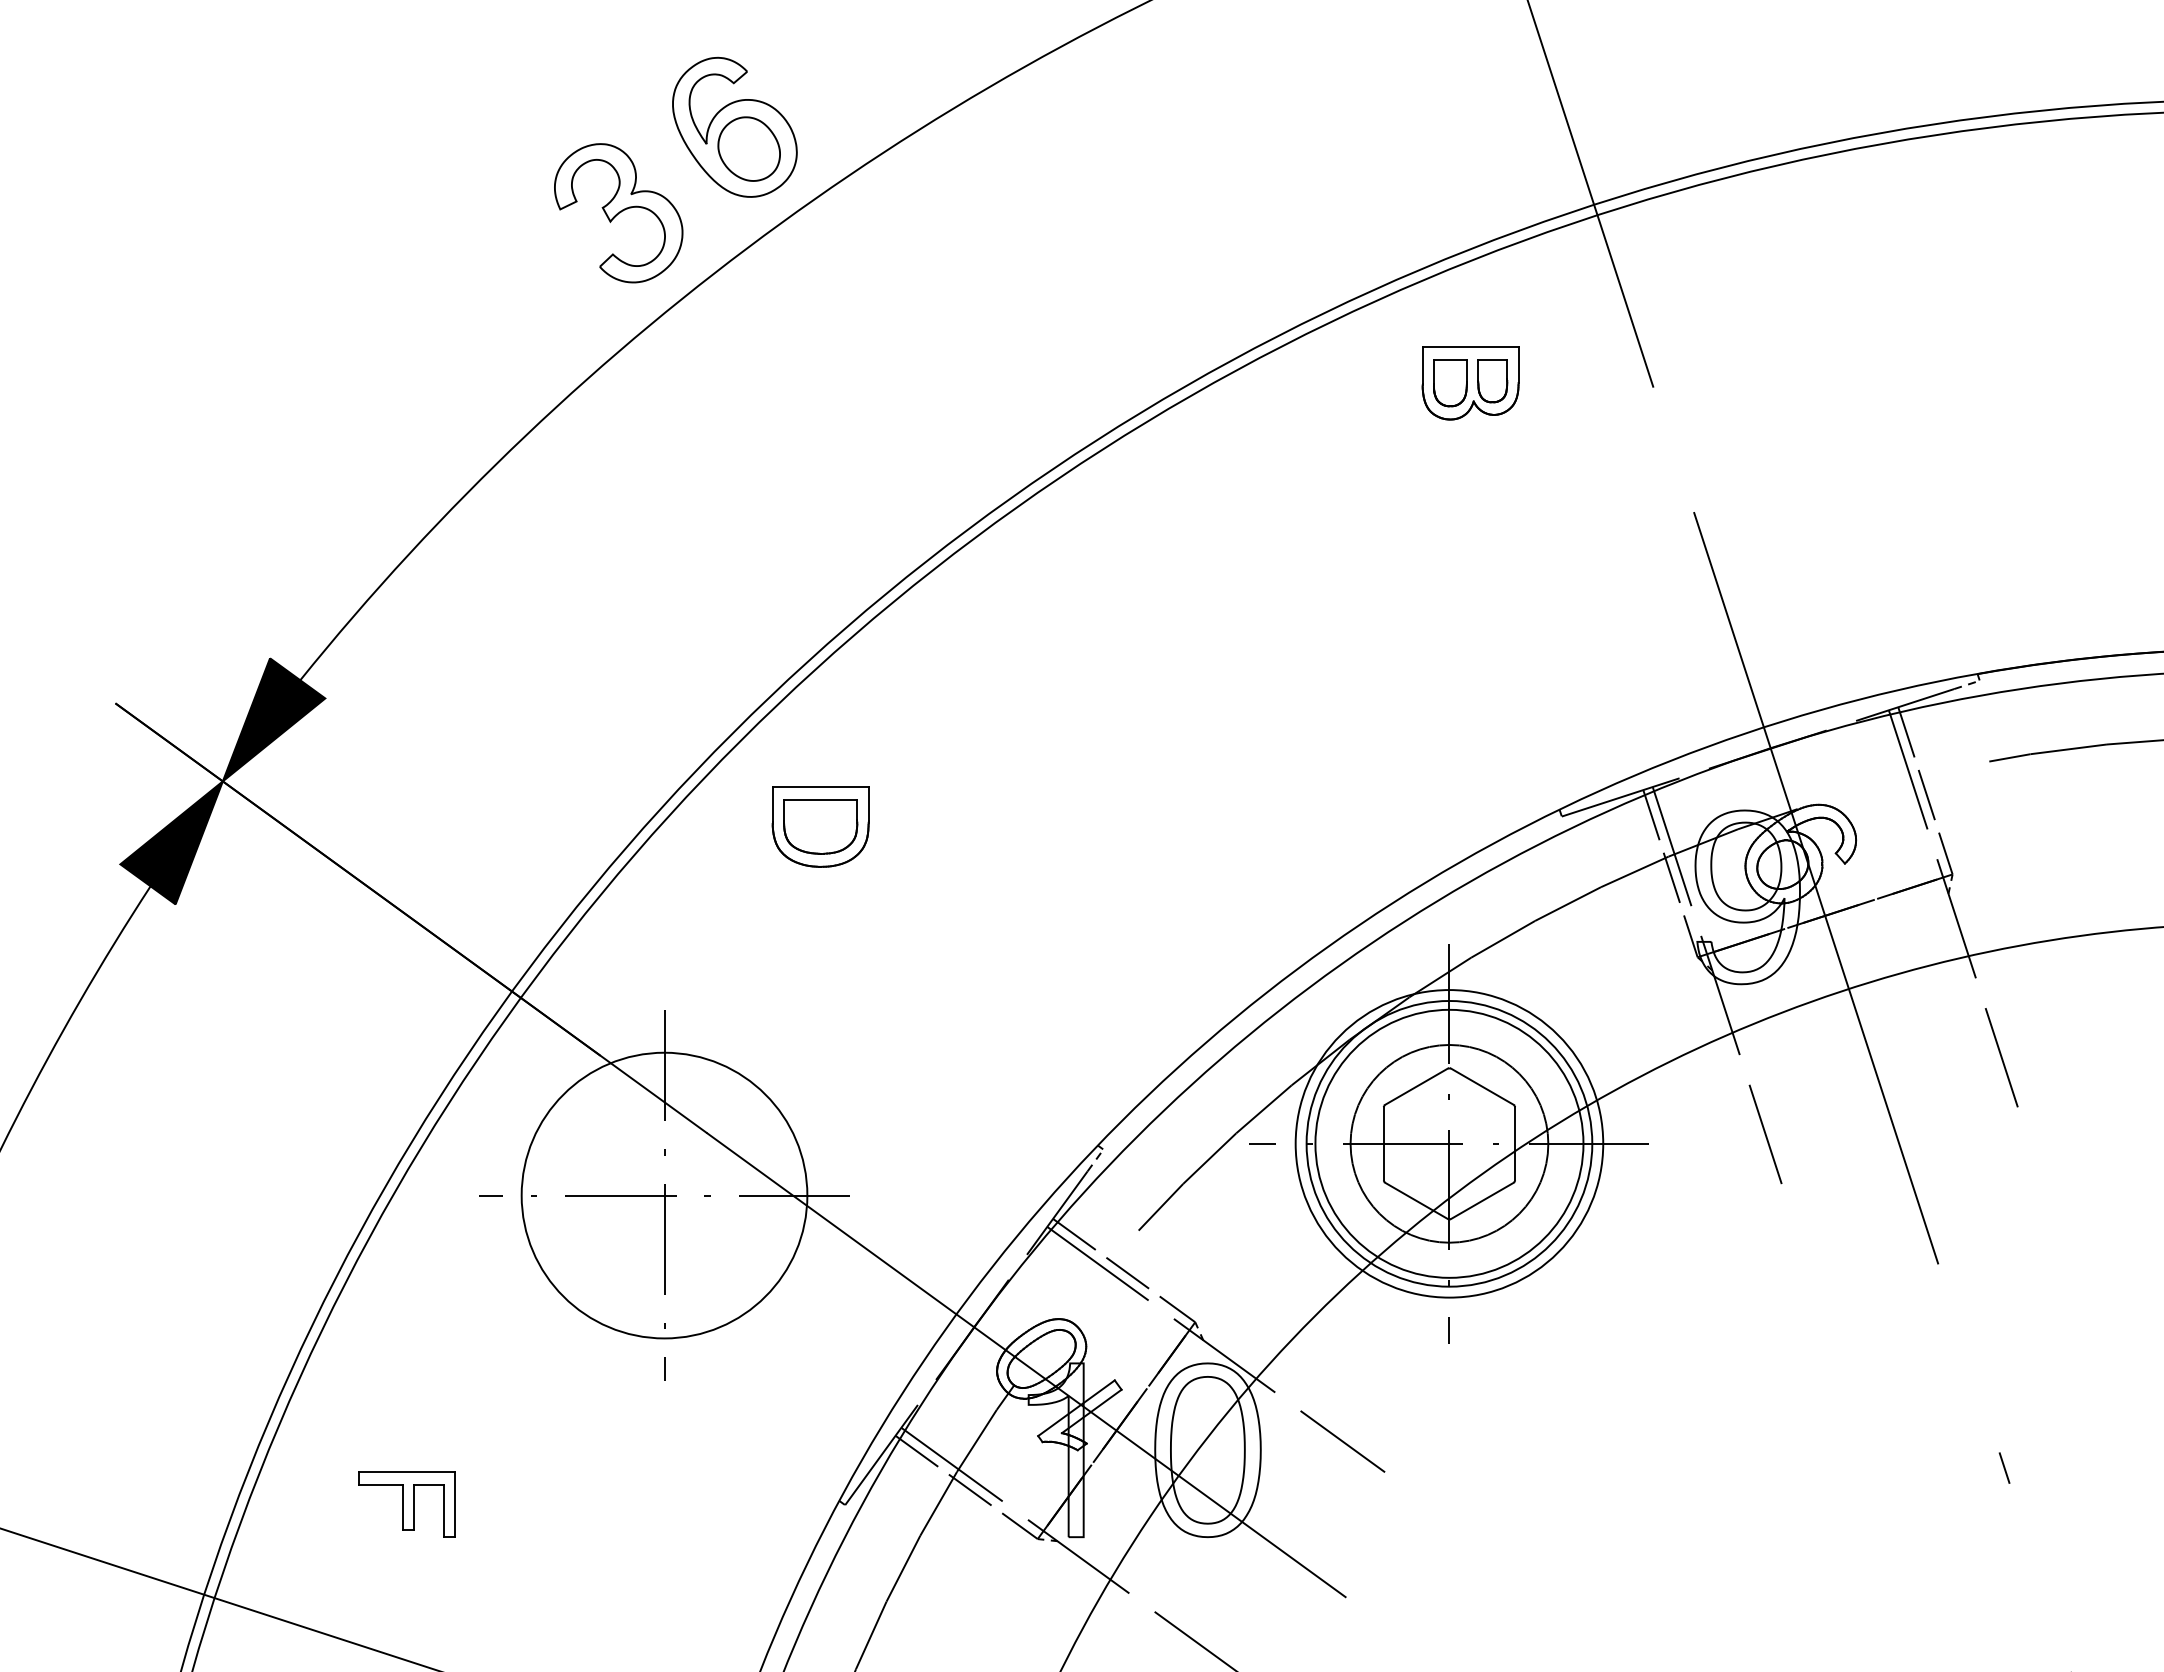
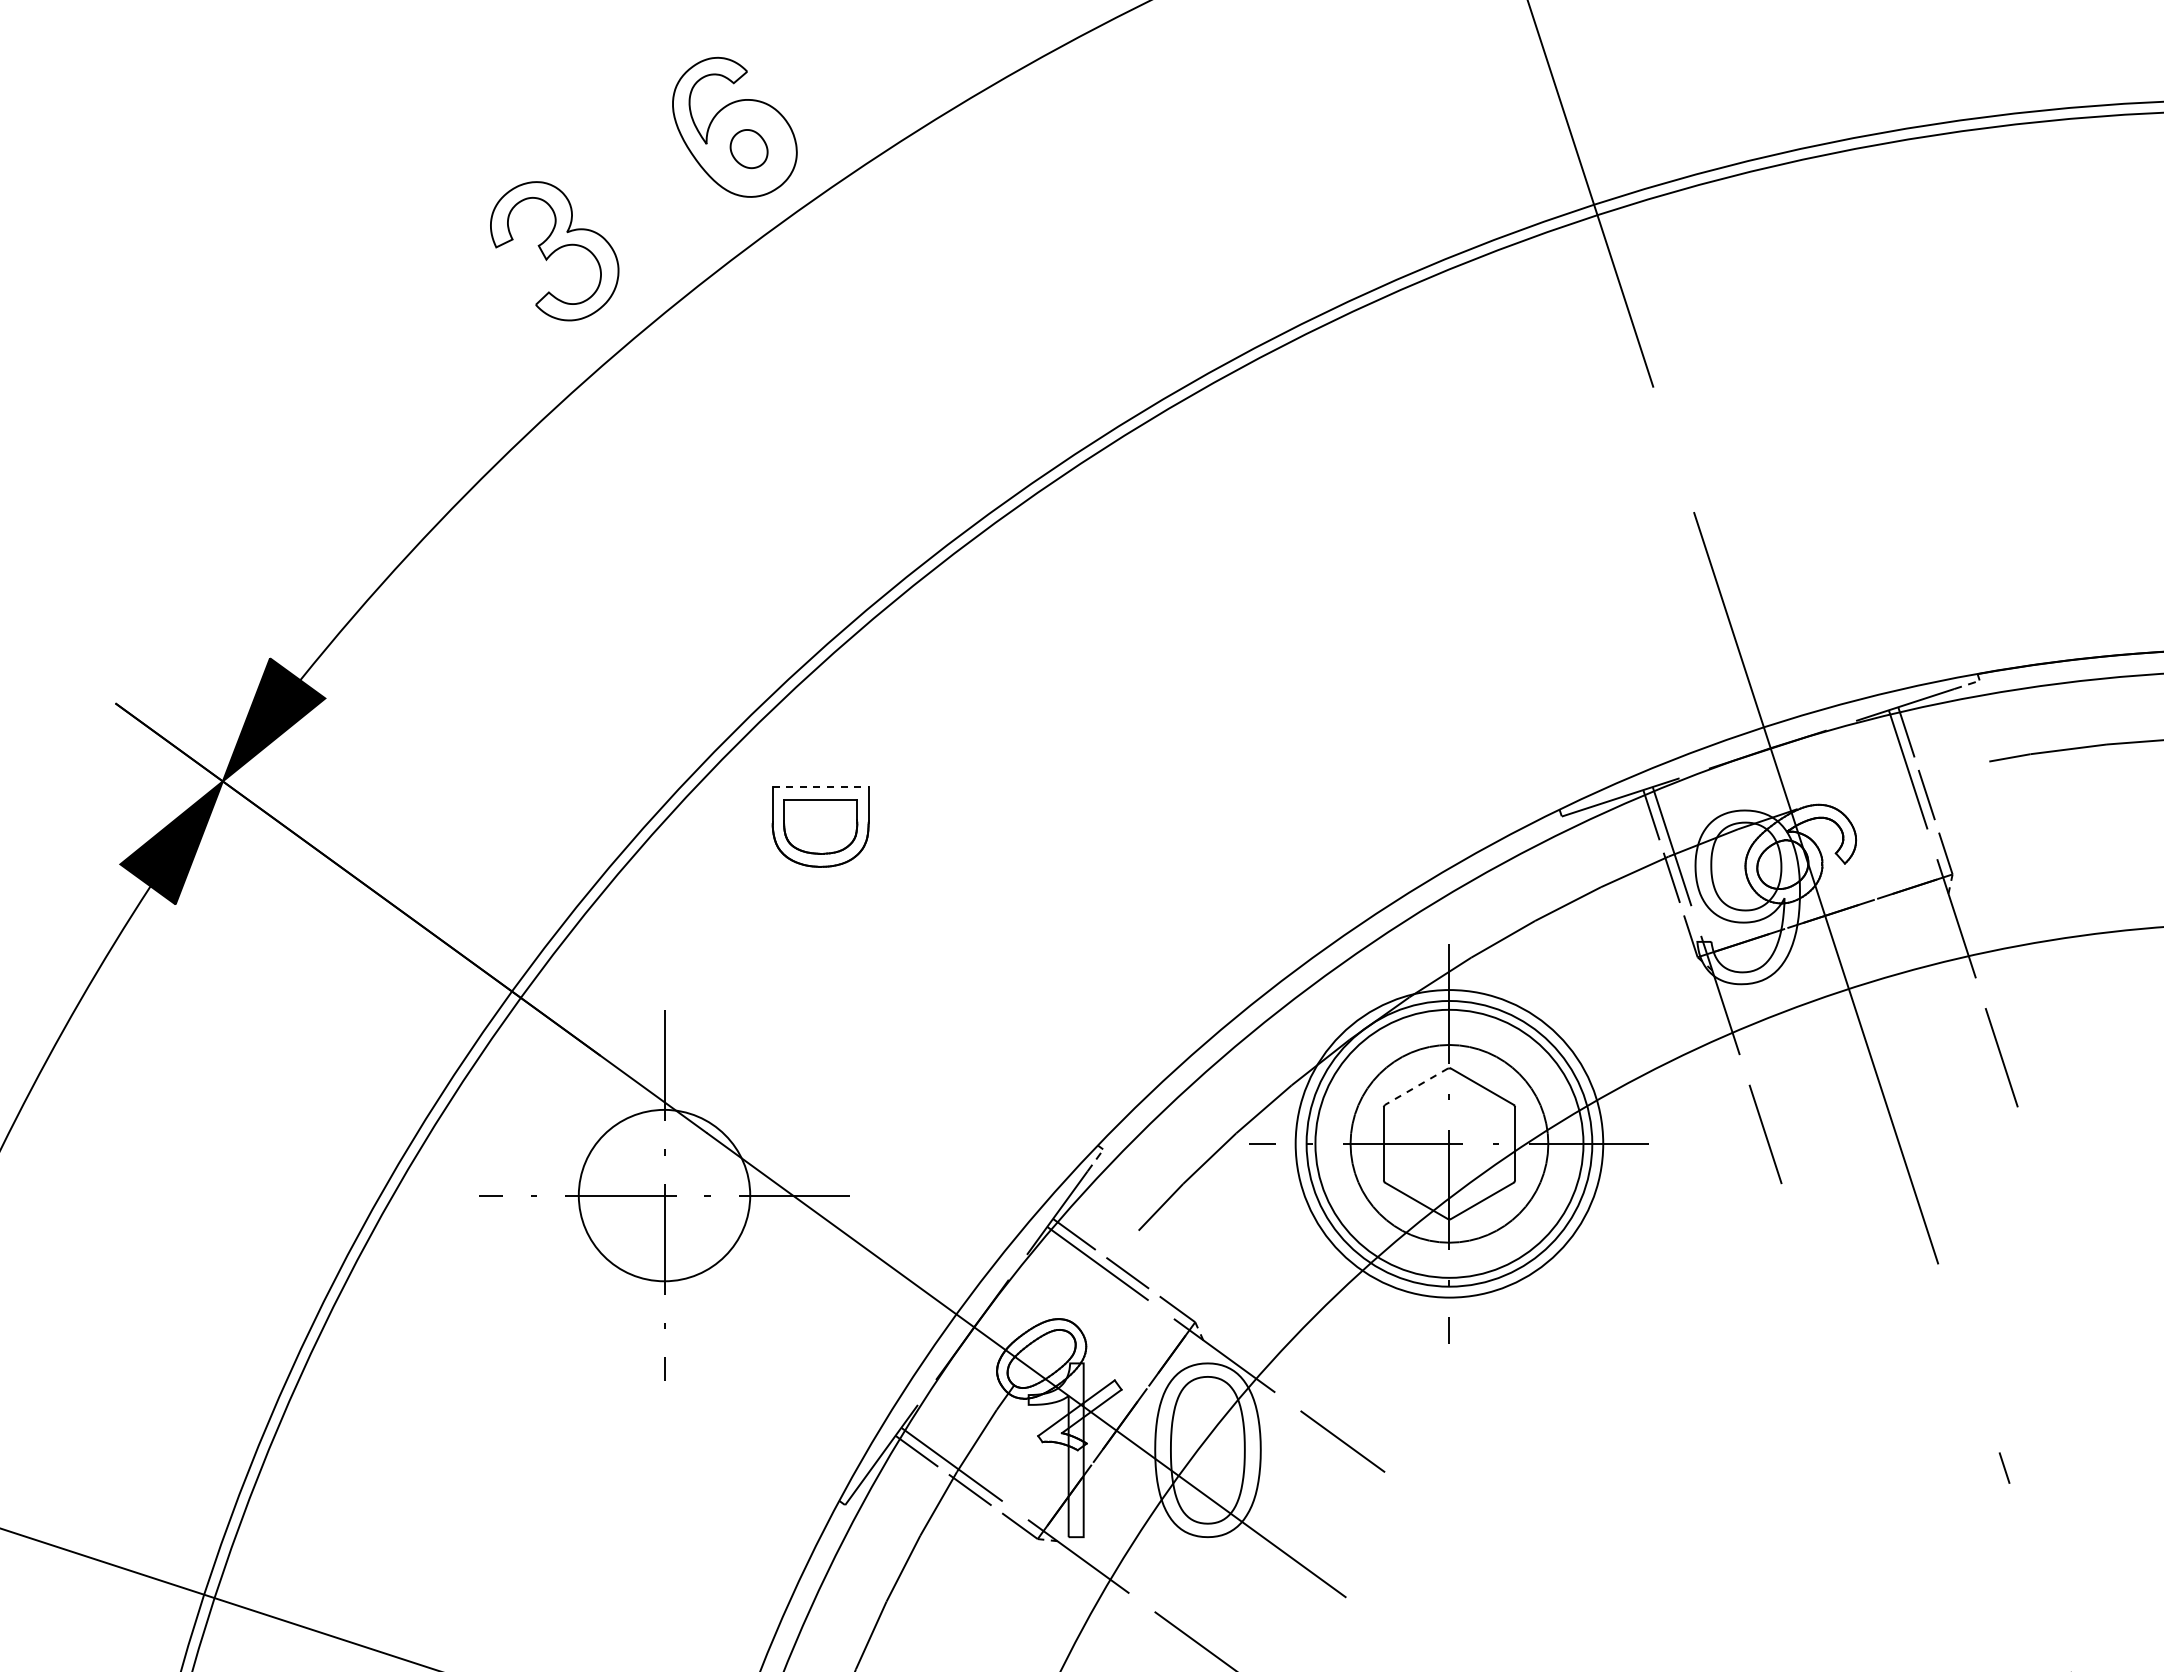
part size: 64x66 px -> 40x41 px (748, 149)
part position: (618, 213) -> (554, 251) (554, 251)
part: present -> none (1470, 383)
line: solid -> dashed (820, 787)
line: solid -> dashed (1416, 1086)
circle diameter: 286 px -> 171 px (664, 1195)
part: present -> none (406, 1504)
